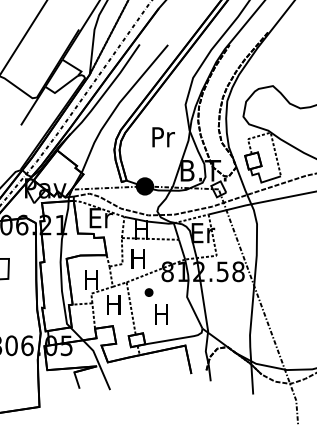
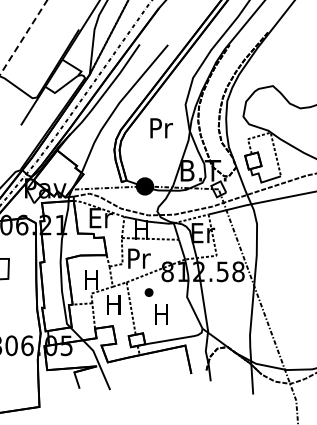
line: solid -> dashed (23, 37)
text position: (163, 137) -> (161, 128) (161, 128)
text: H -> Pr (139, 258)
